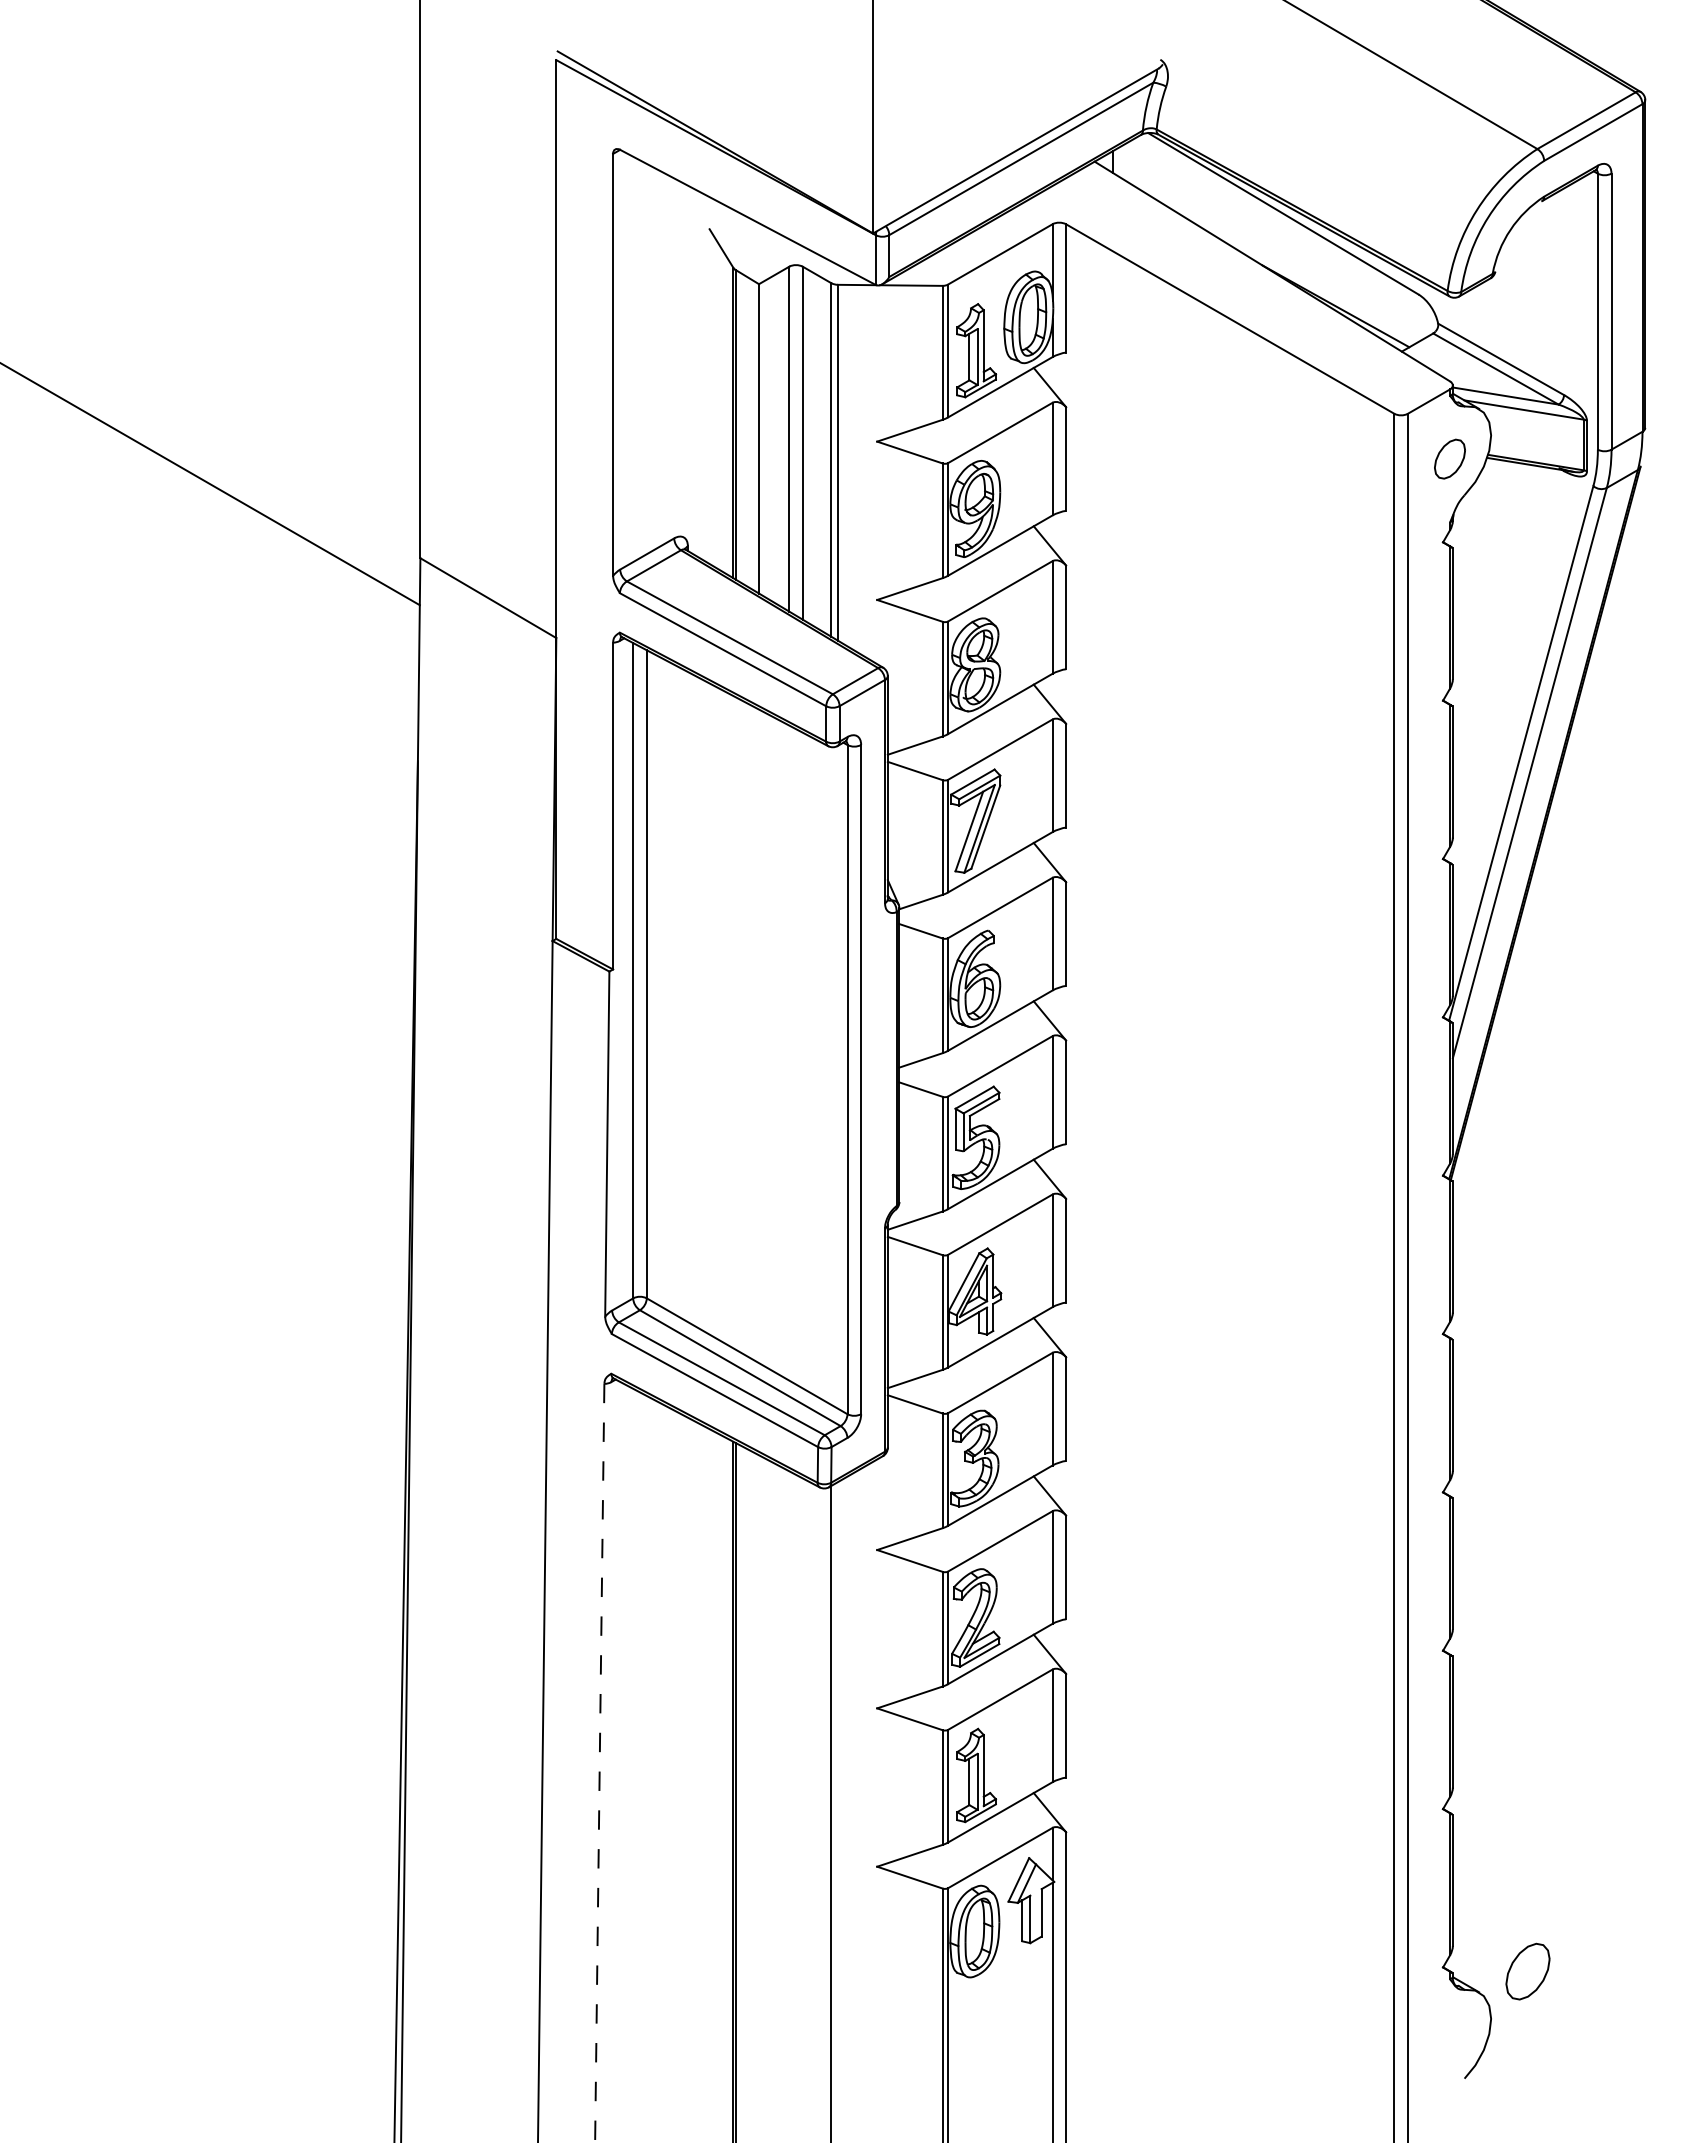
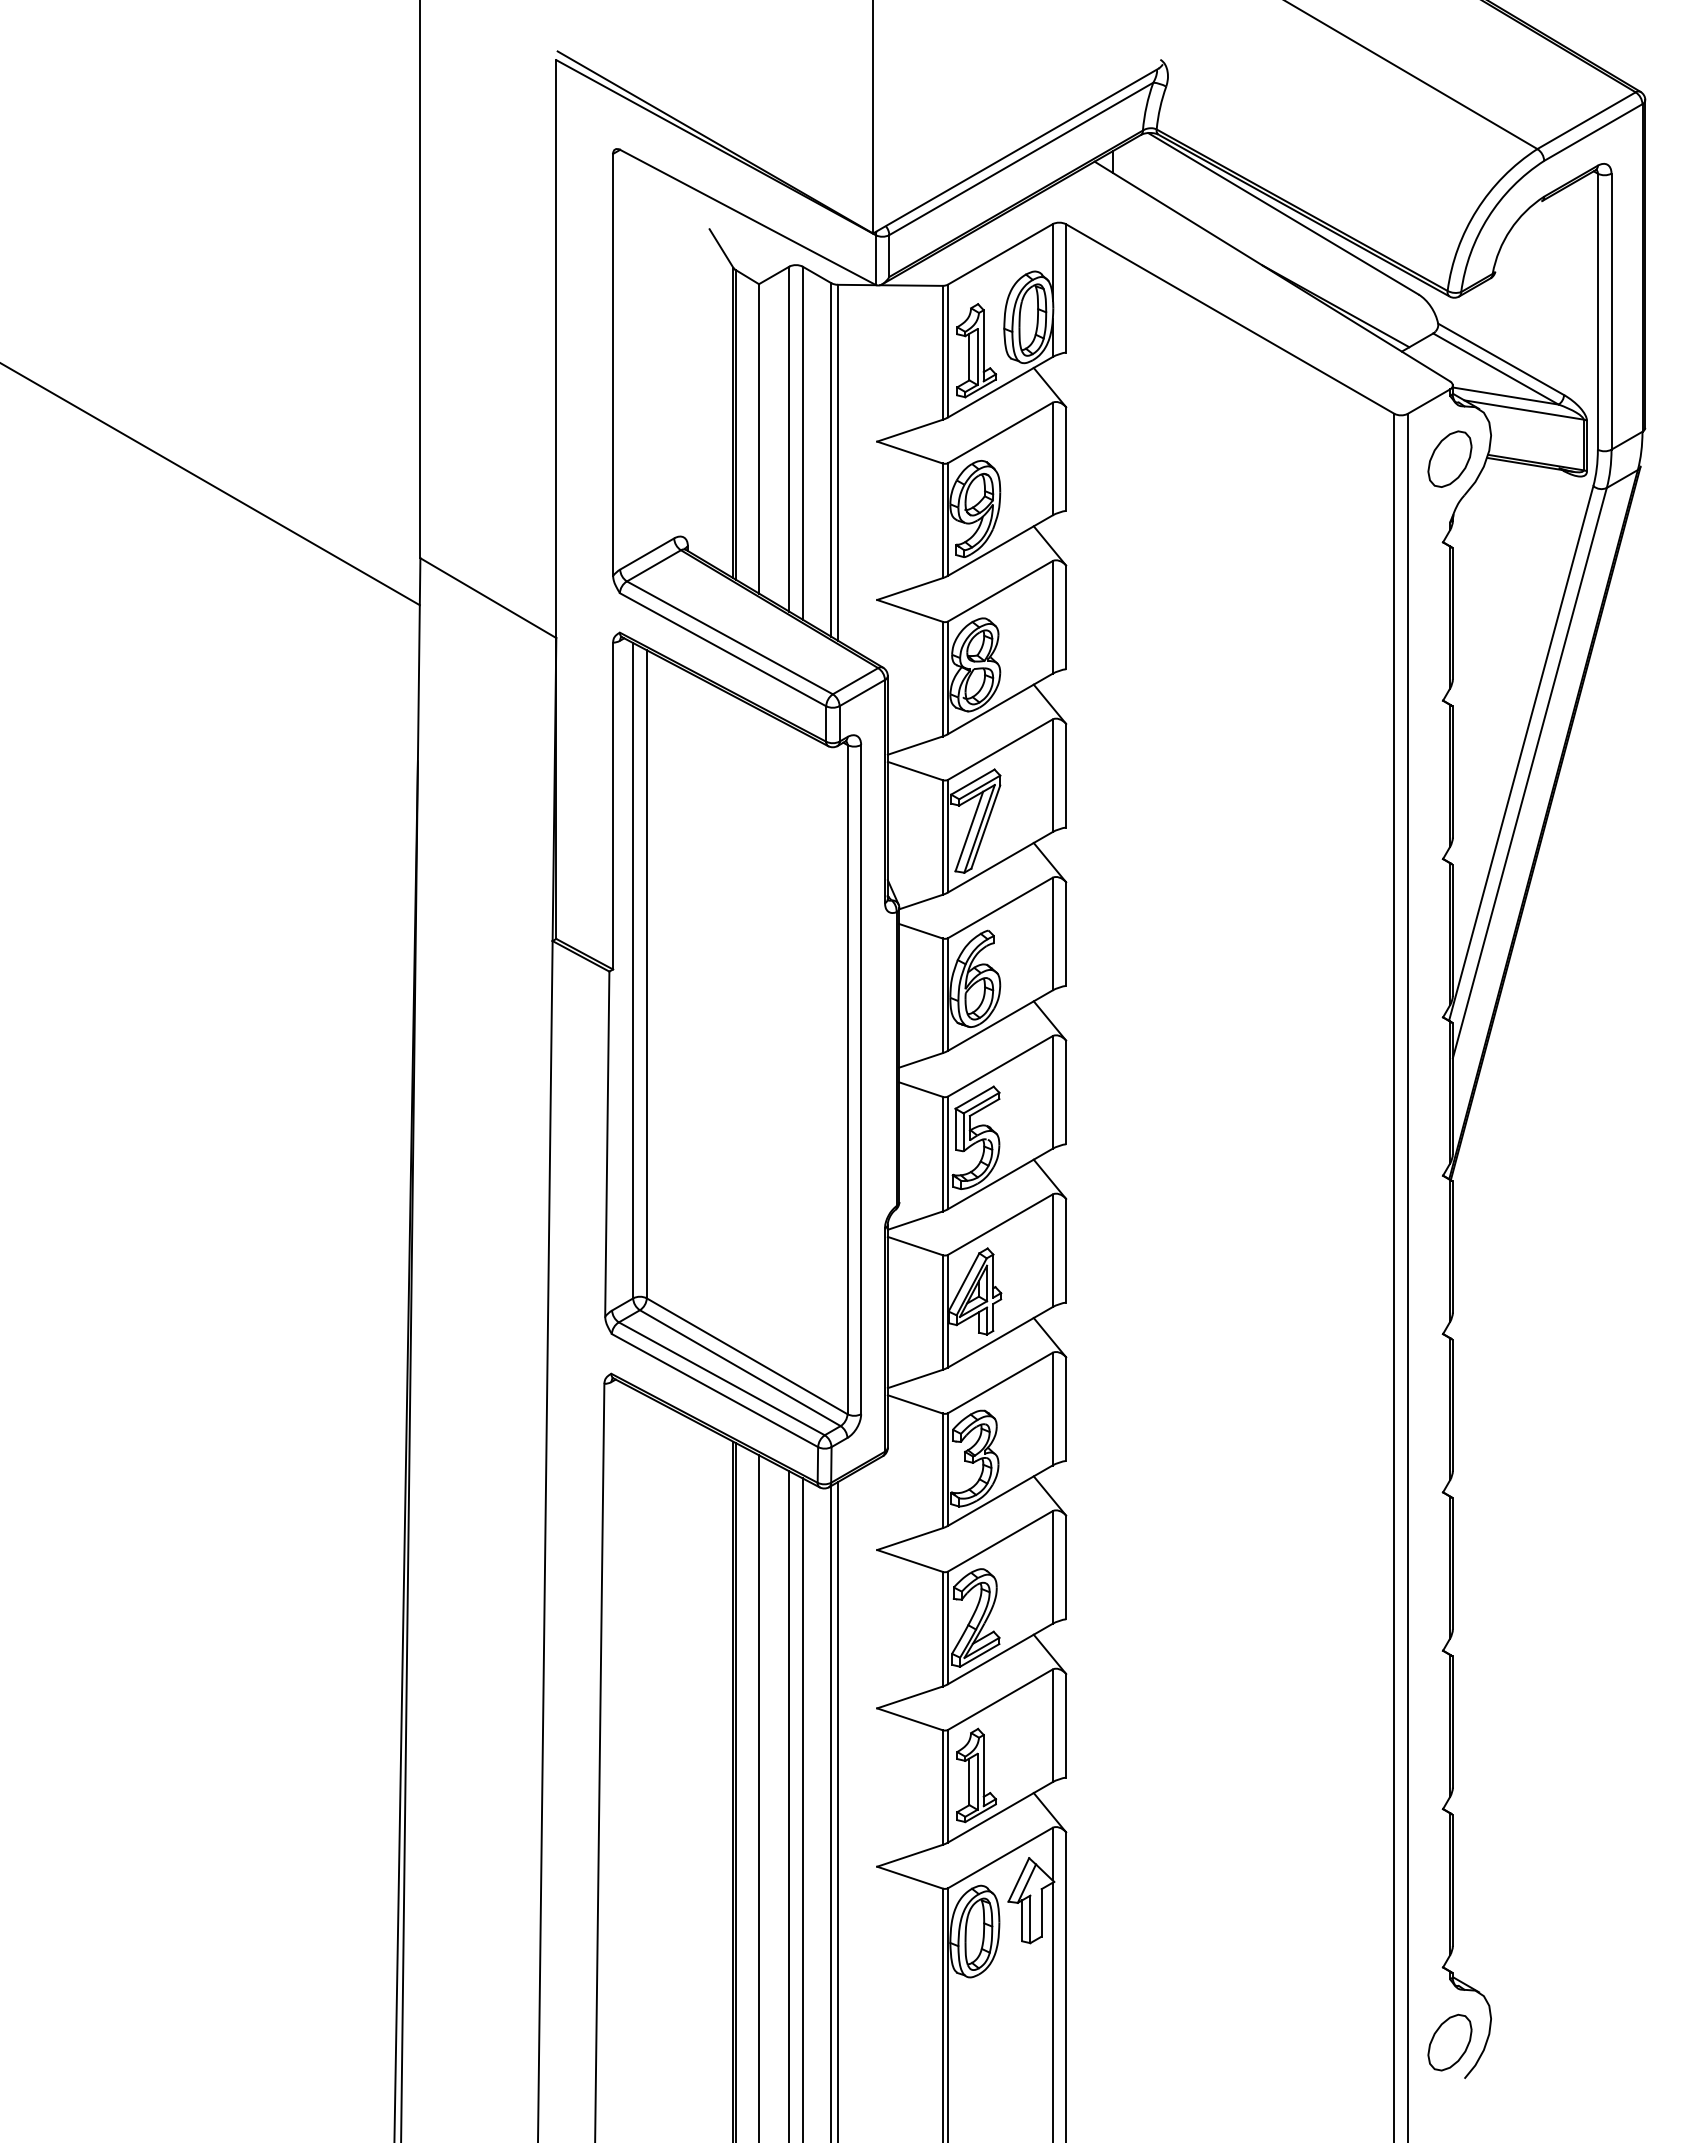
part size: 32x42 px -> 46x58 px (1449, 458)
line: dashed -> solid (599, 1763)
line: none -> present (759, 1797)
line: none -> present (789, 1805)
line: none -> present (802, 1808)
line: none -> present (838, 1810)
part position: (1527, 1971) -> (1449, 2042) (1449, 2042)
